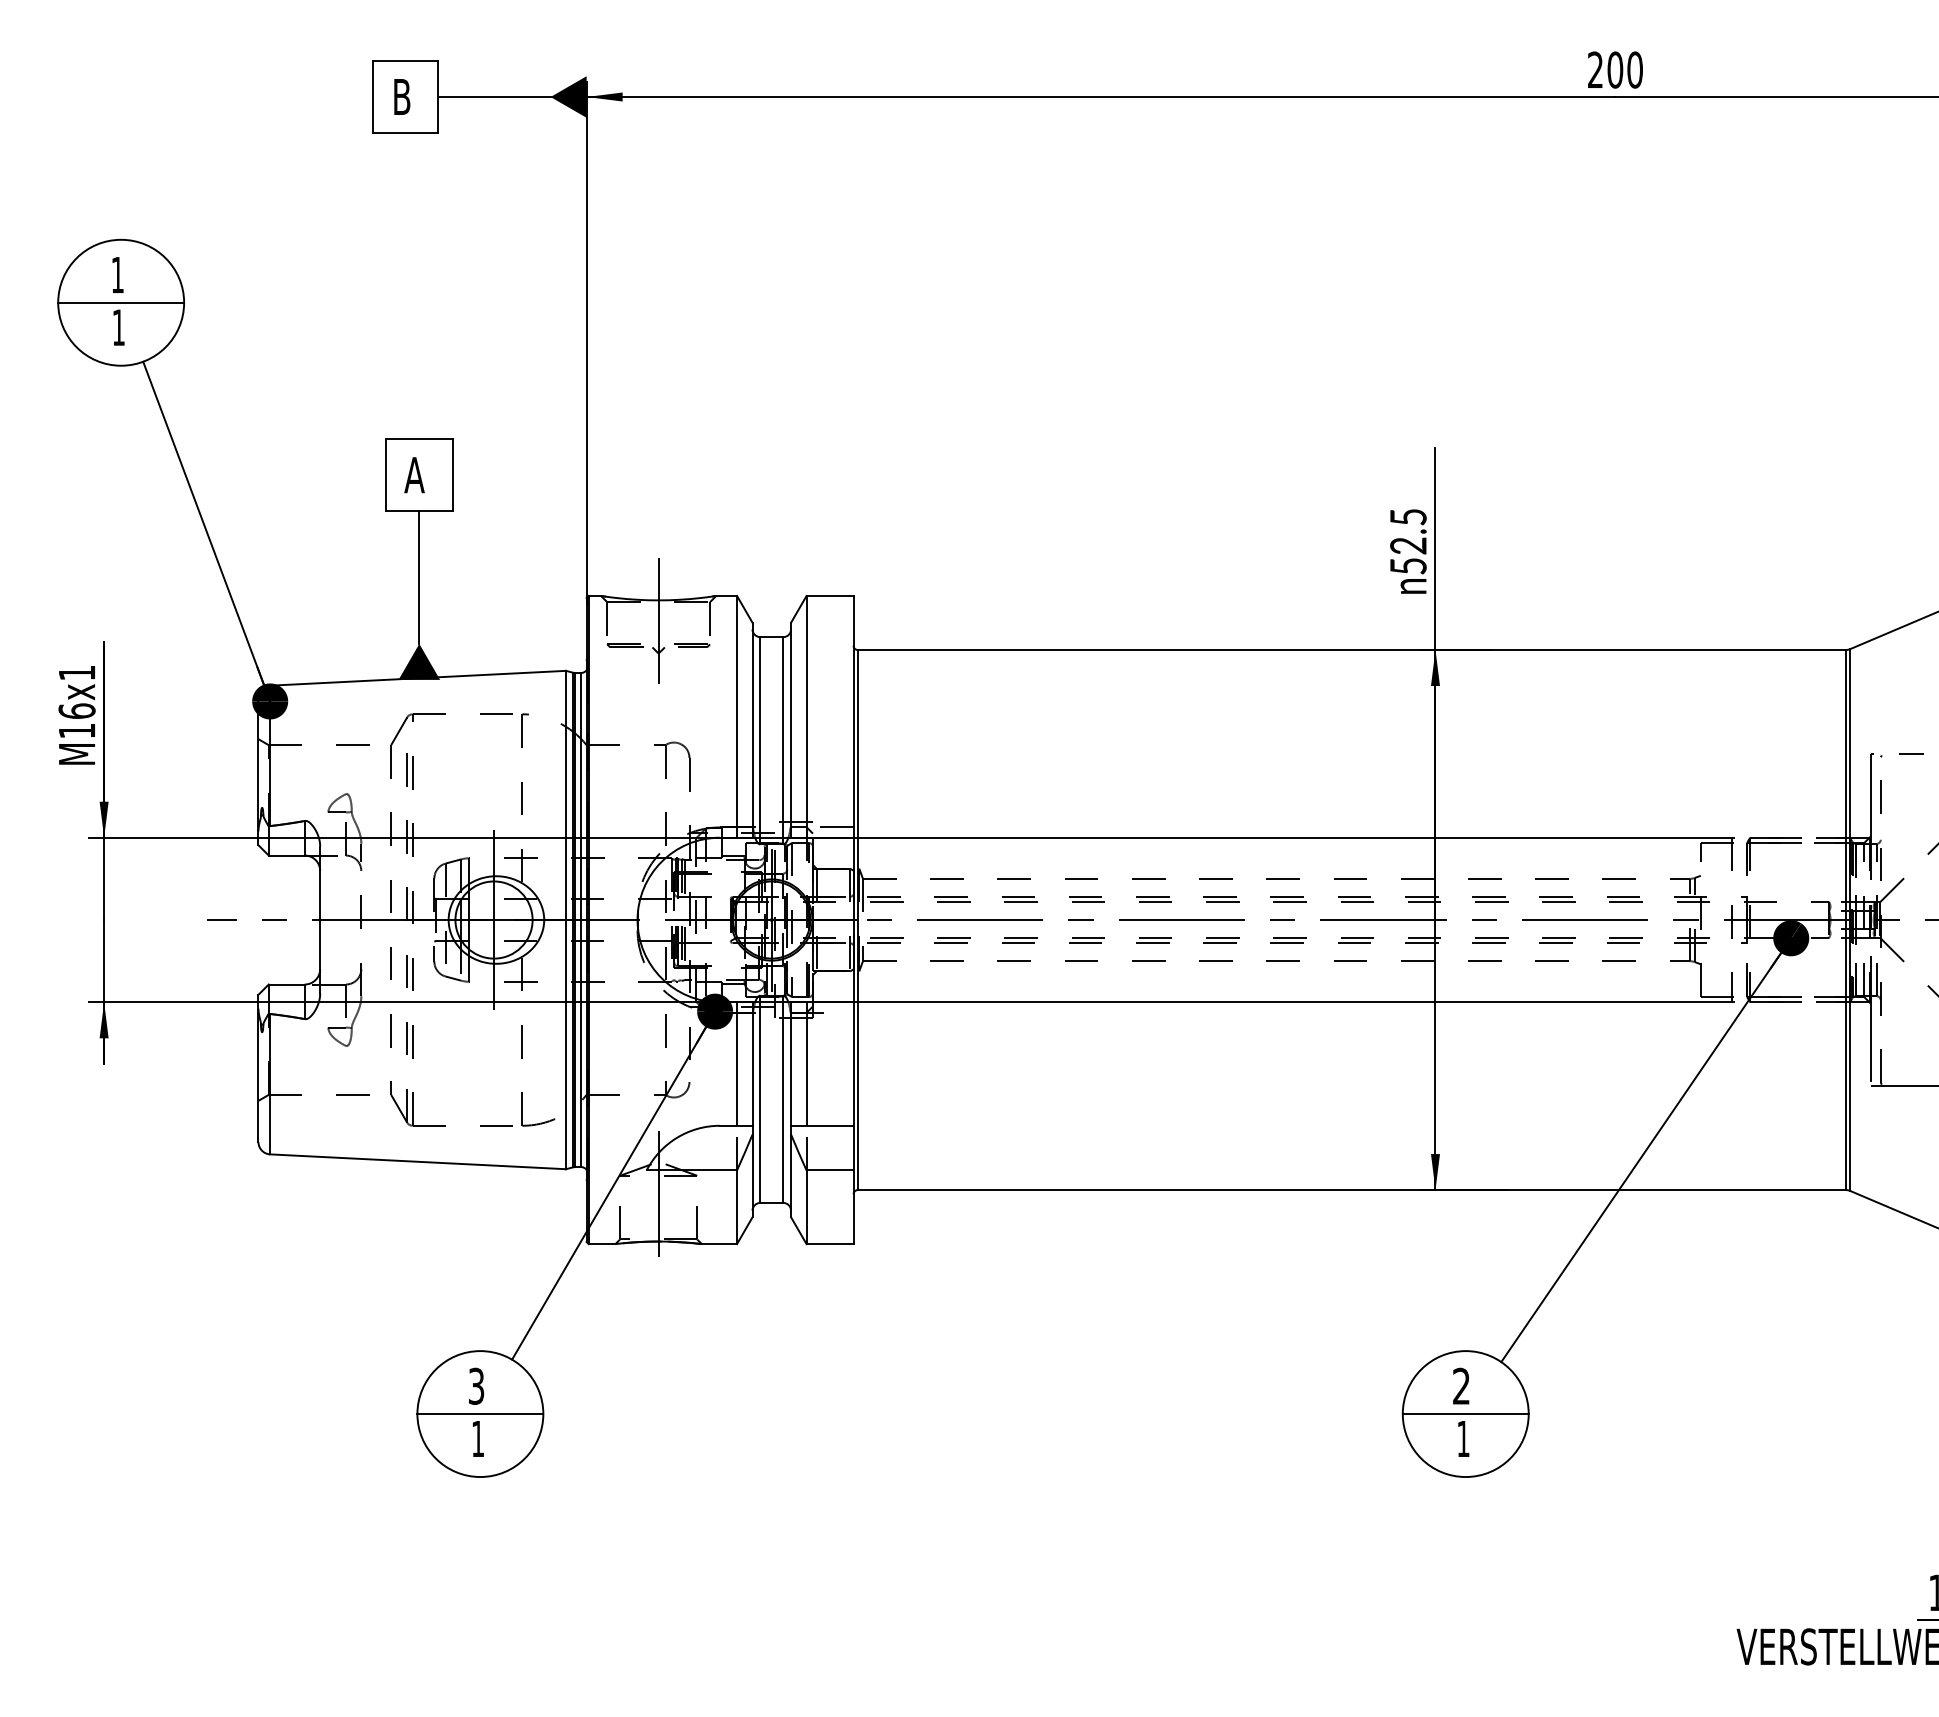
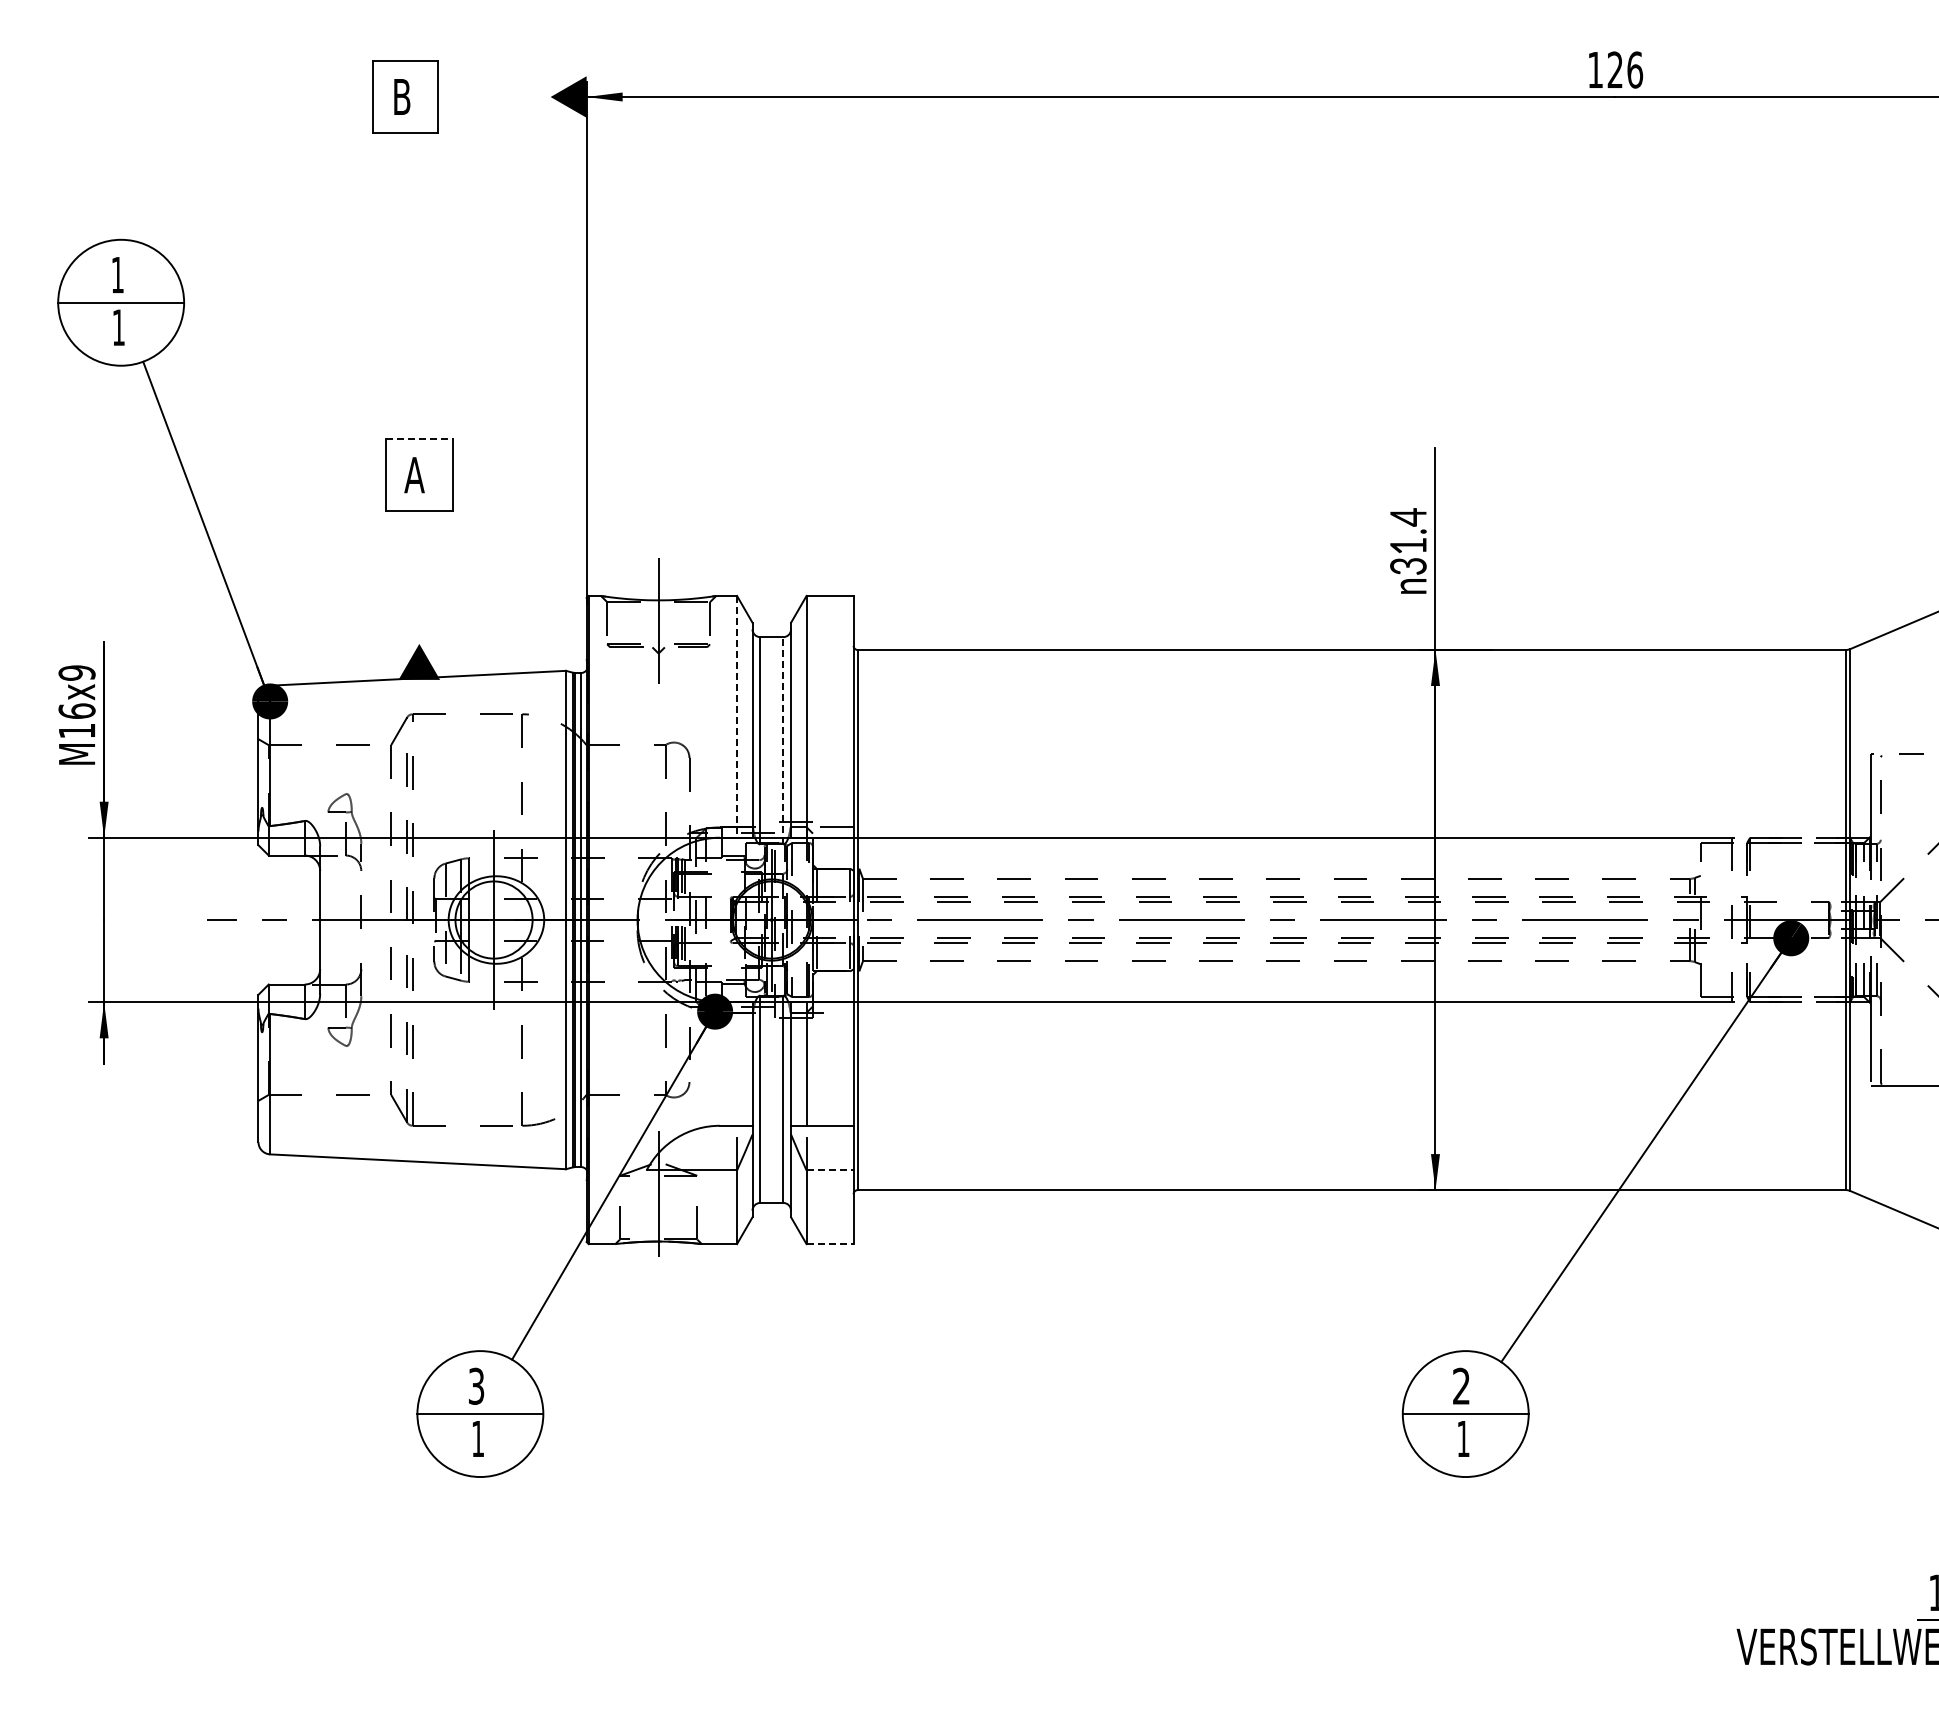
text: 200 -> 126 (1615, 69)
line: present -> none (493, 97)
line: solid -> dashed (419, 439)
text: 52.5 -> 31.4 (1408, 541)
line: present -> none (419, 577)
text: M16x1 -> M16x9 (76, 672)
line: solid -> dashed (737, 716)
line: solid -> dashed (783, 740)
line: present -> none (737, 1063)
line: solid -> dashed (830, 1170)
line: solid -> dashed (830, 1244)
